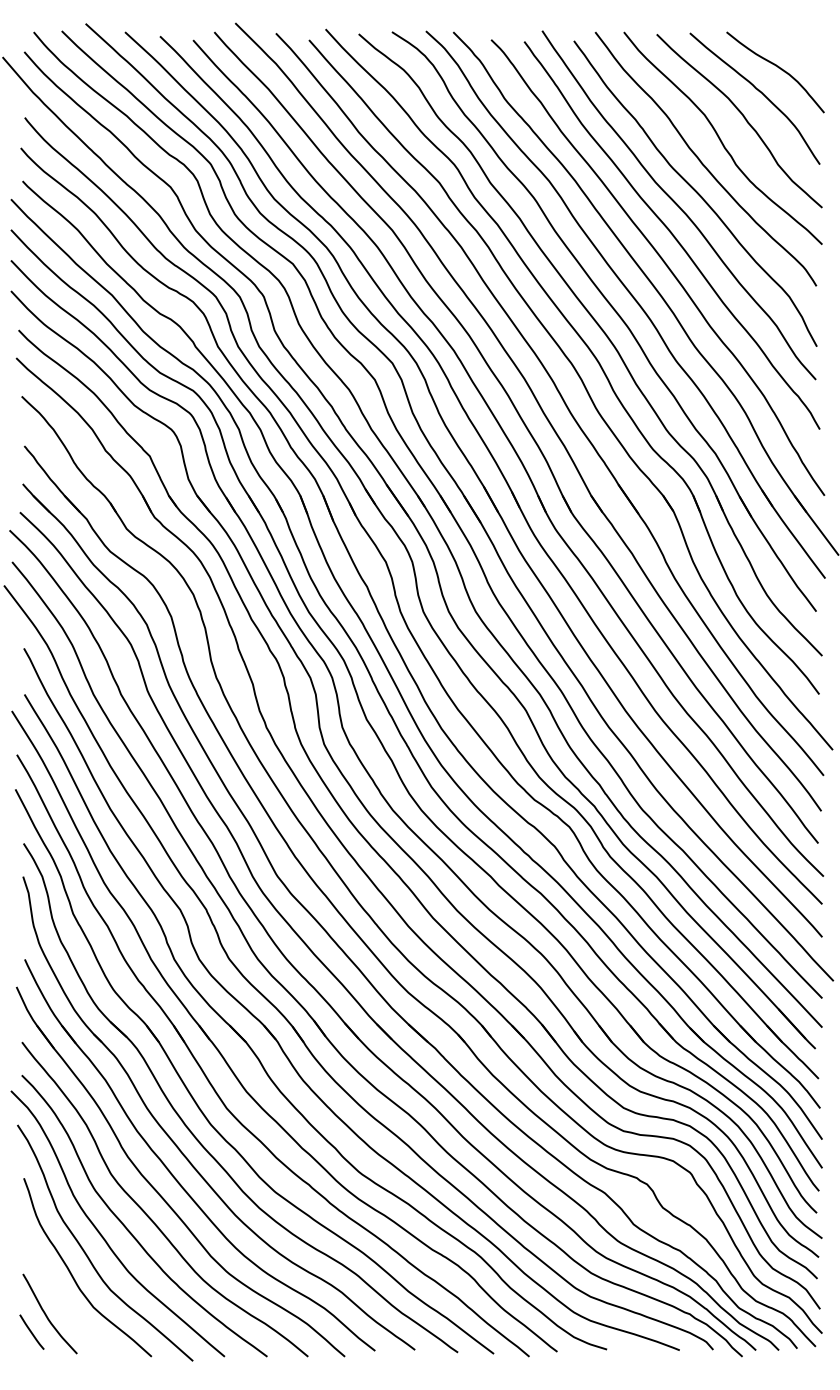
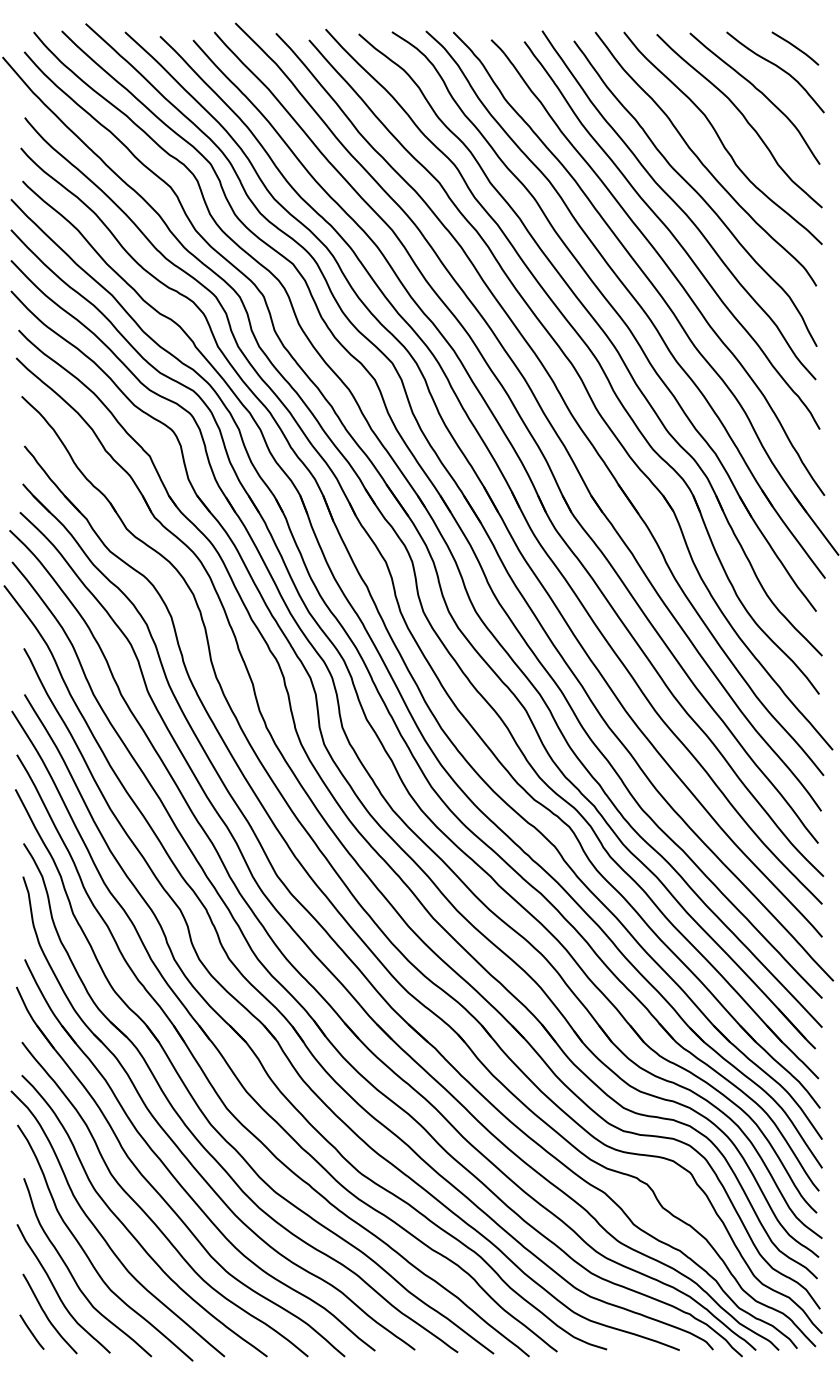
line: none -> present (795, 48)
curve: none -> present (57, 1291)
